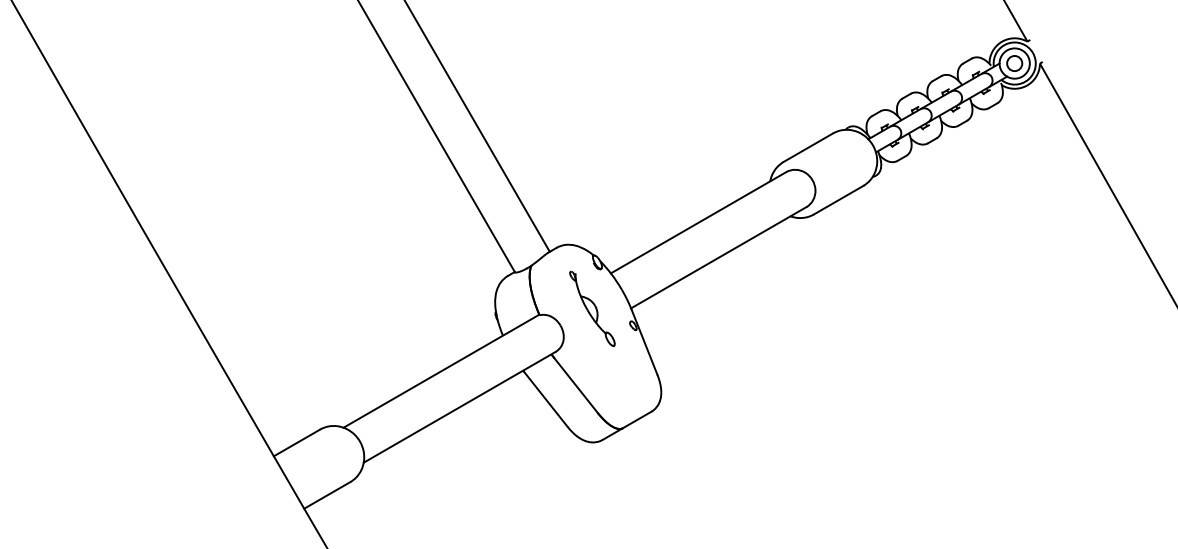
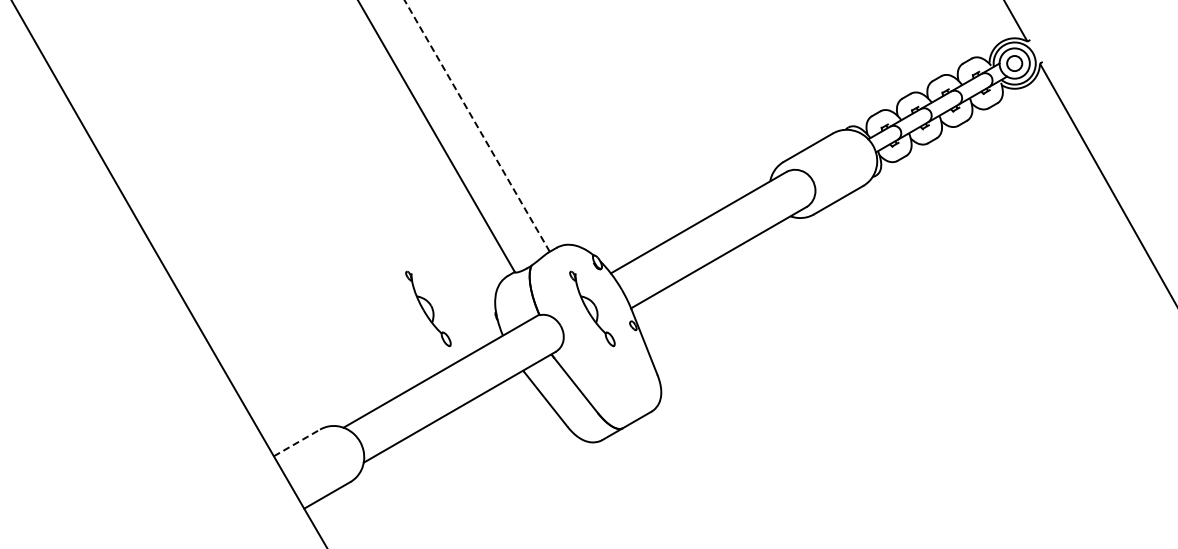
line: solid -> dashed (477, 126)
part: none -> present (428, 308)
line: solid -> dashed (296, 442)
